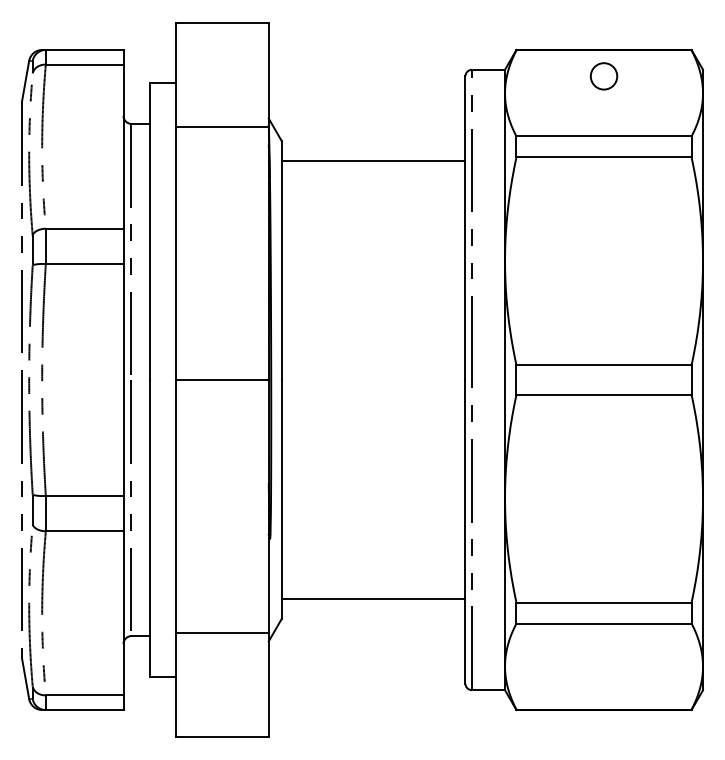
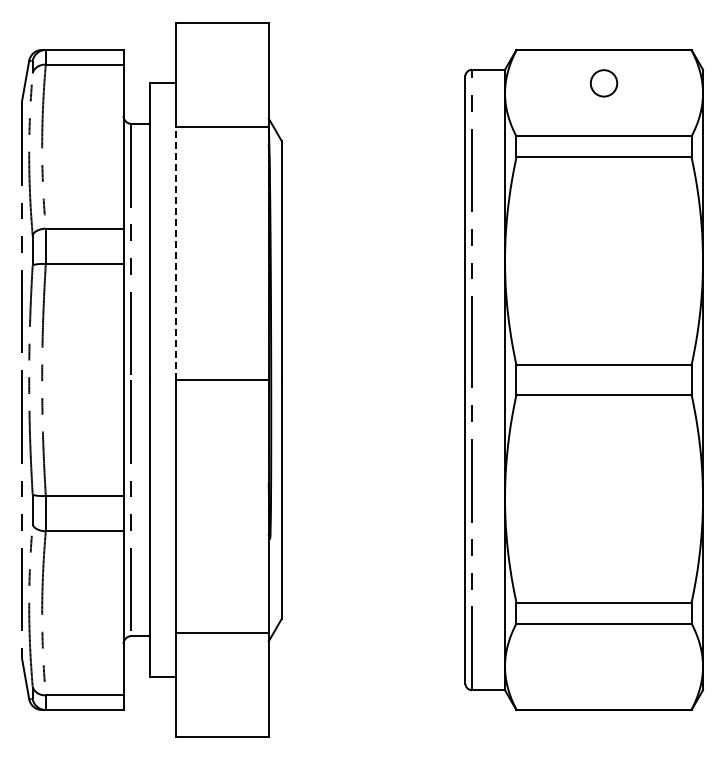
circle position: (604, 76) -> (604, 83) (604, 83)
line: present -> none (373, 160)
line: solid -> dashed (176, 253)
line: present -> none (373, 599)
